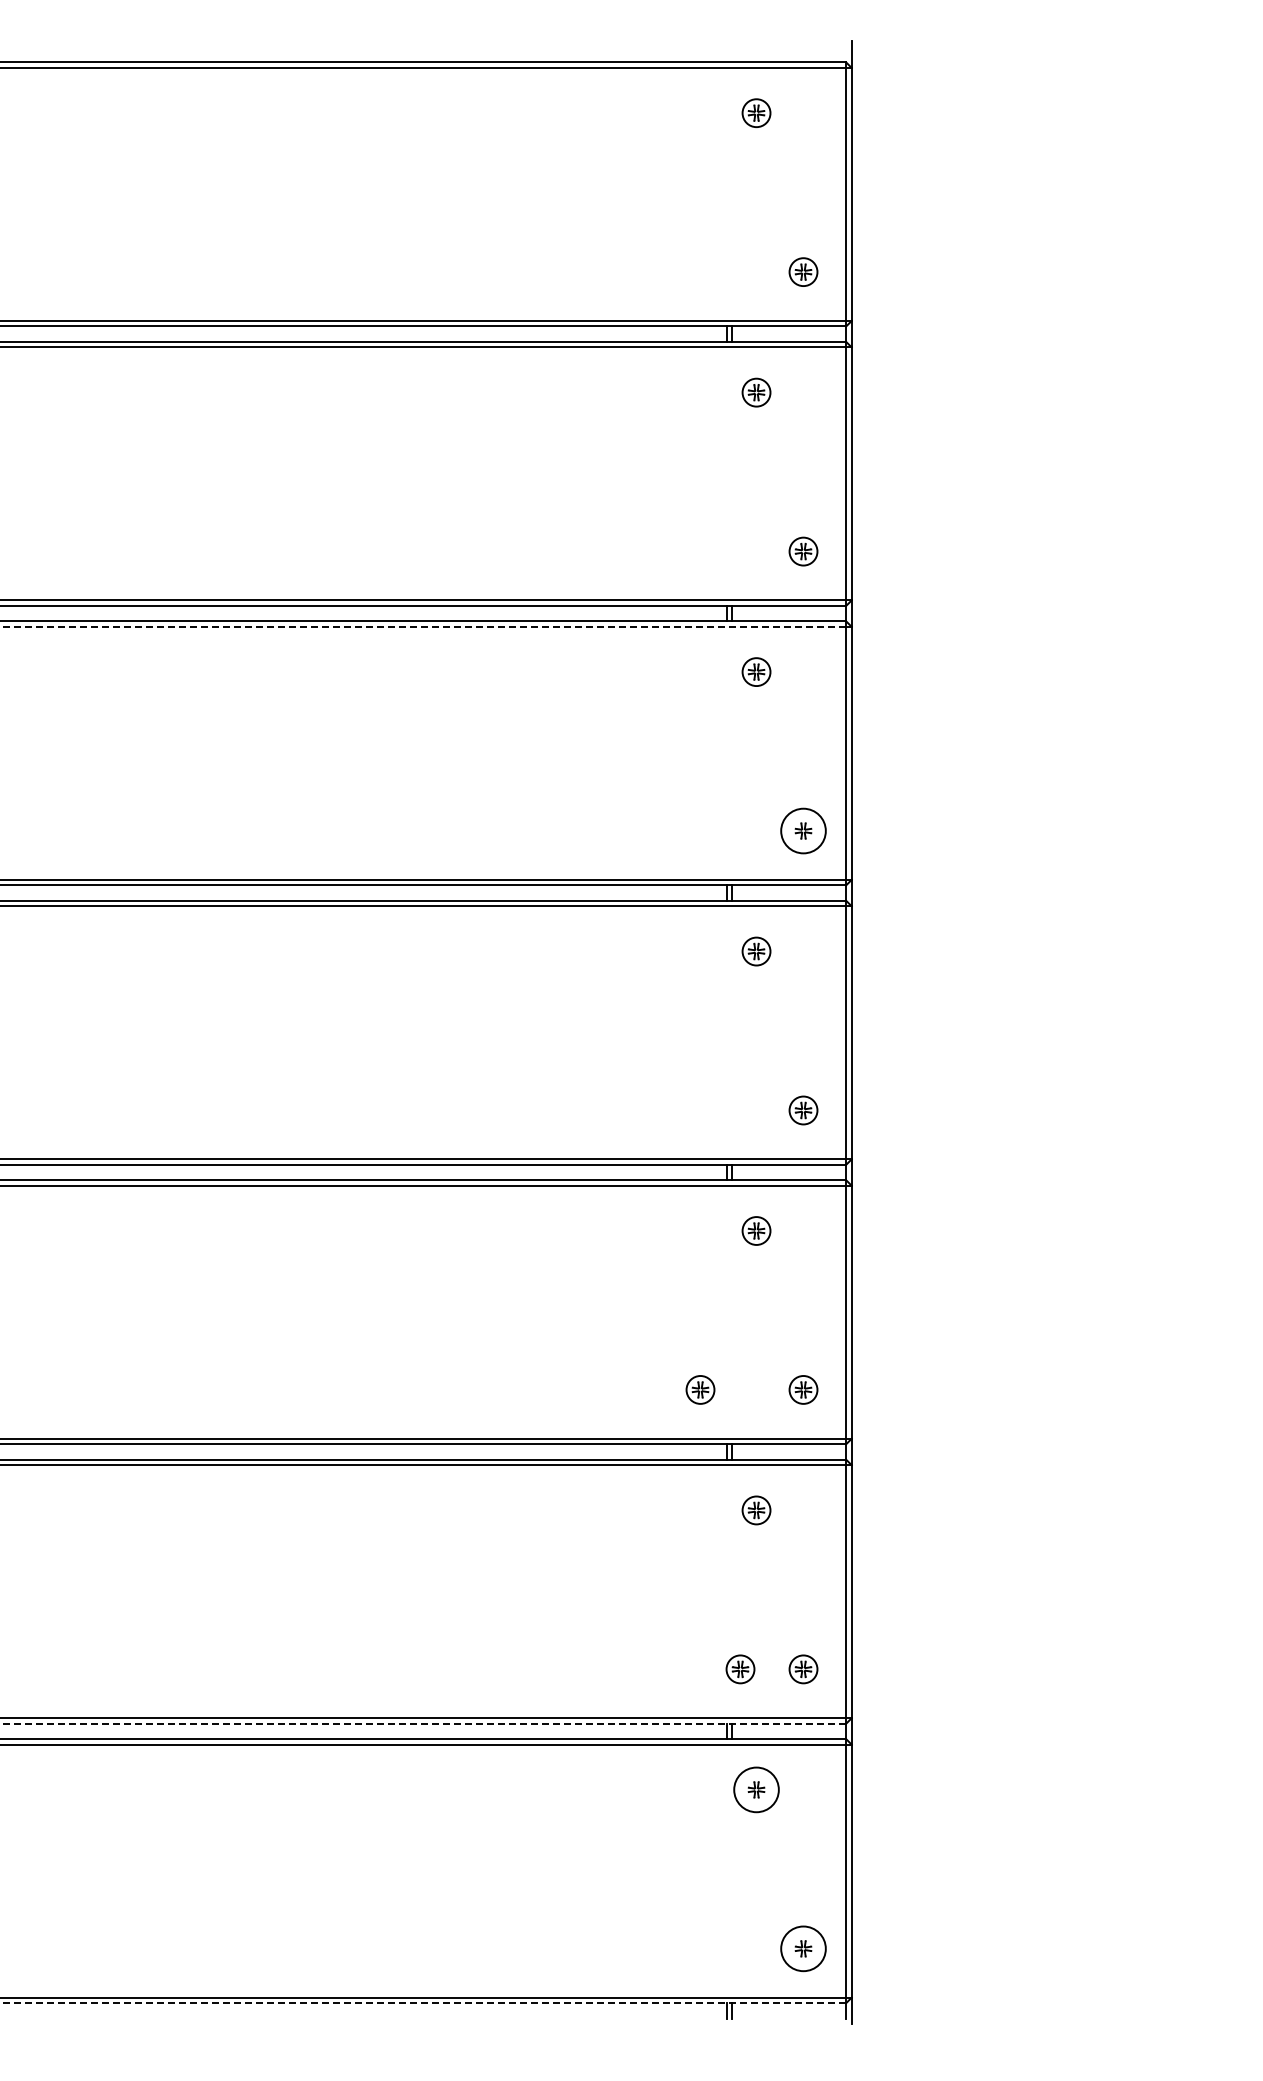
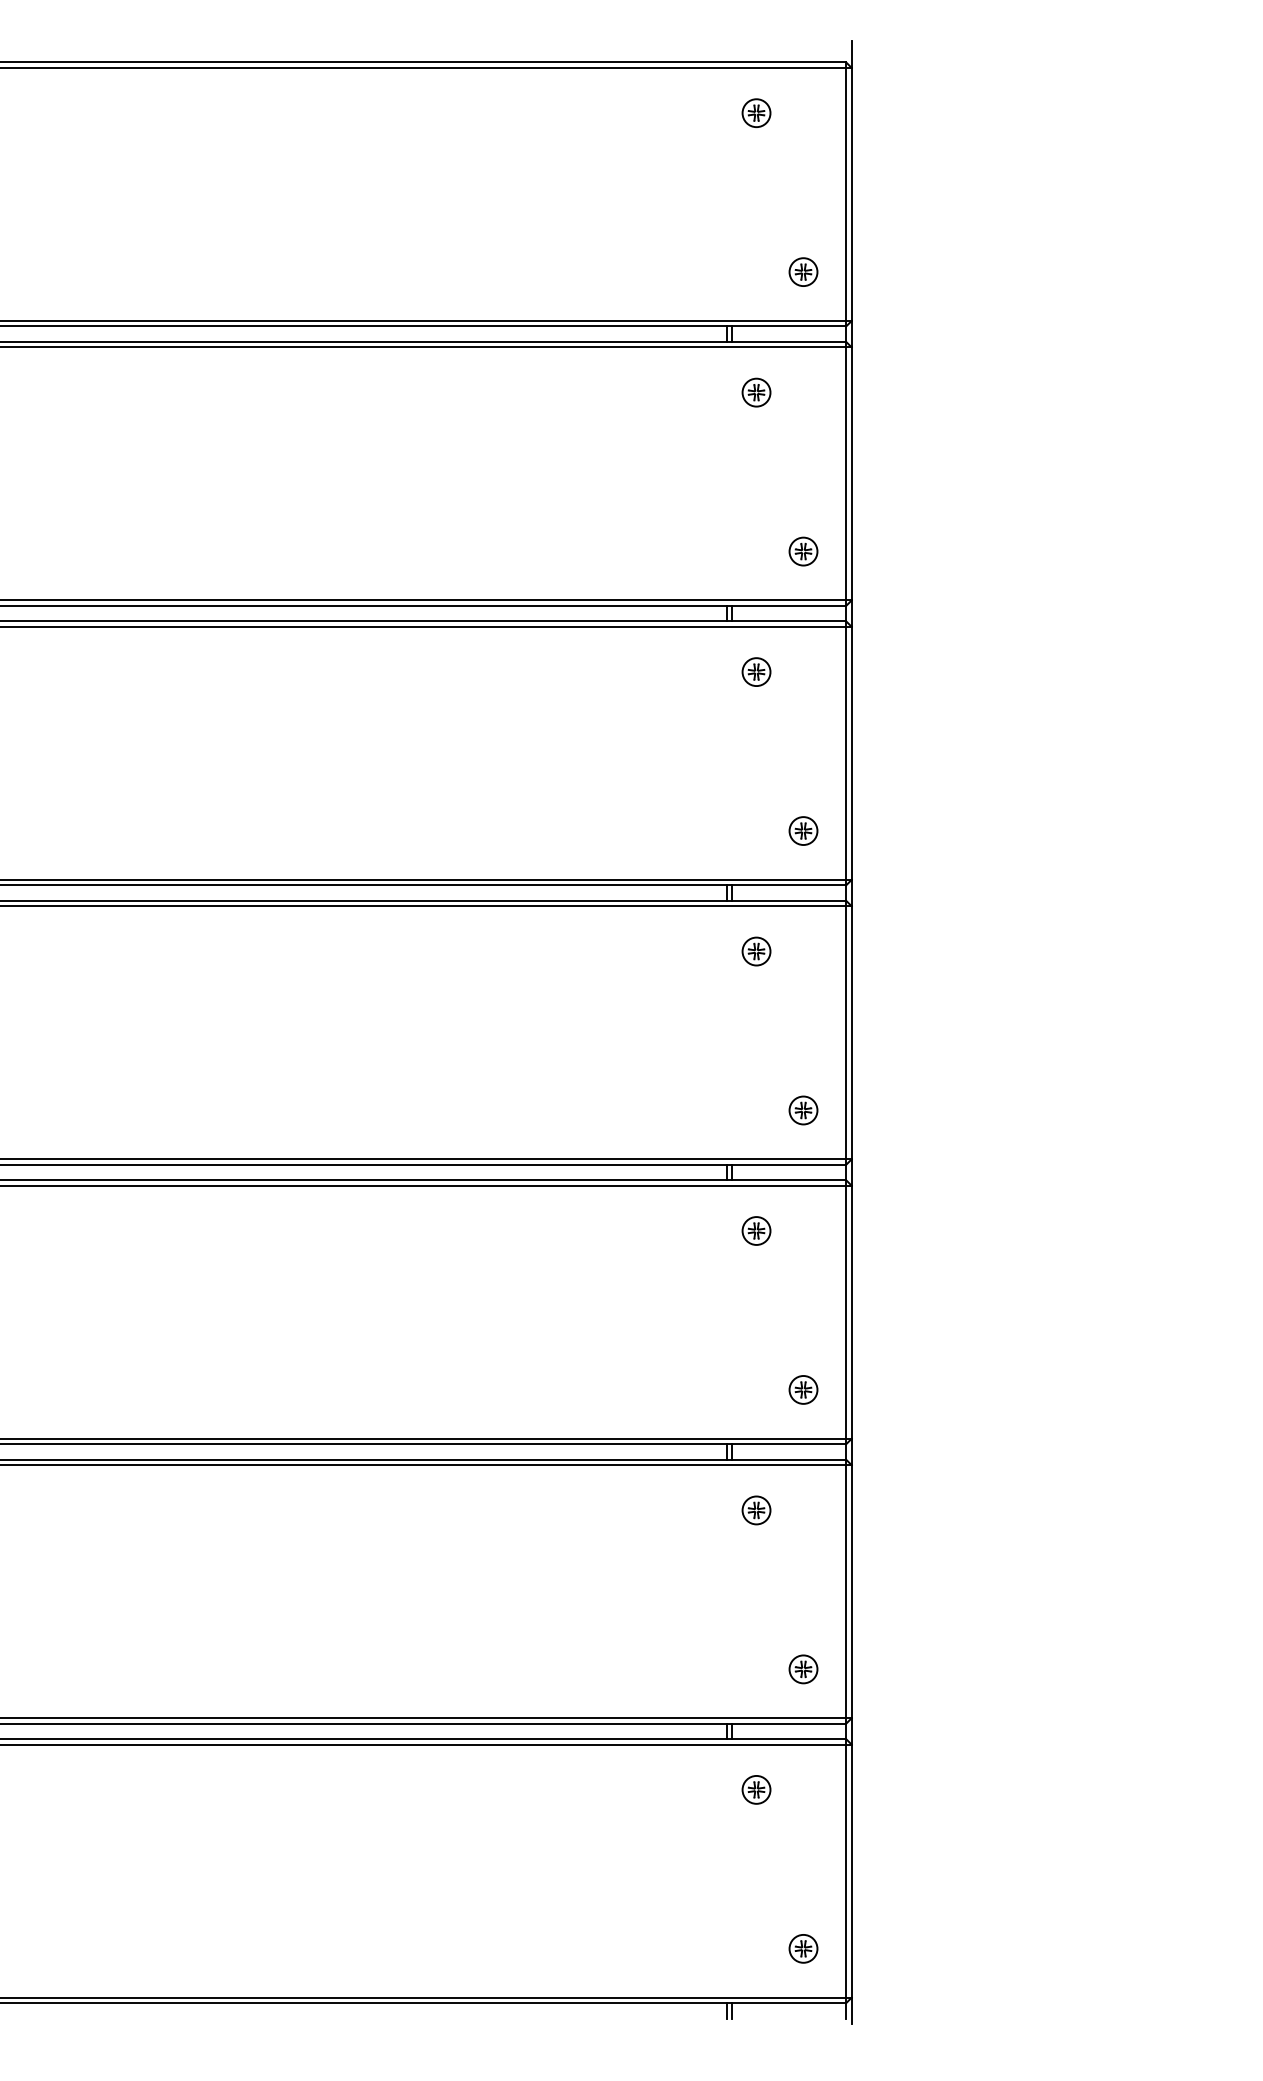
line: dashed -> solid (423, 626)
circle diameter: 45 px -> 28 px (803, 831)
part: present -> none (700, 1389)
part: present -> none (740, 1669)
line: dashed -> solid (423, 1723)
circle diameter: 45 px -> 28 px (756, 1789)
circle diameter: 45 px -> 28 px (803, 1948)
line: dashed -> solid (423, 2003)
